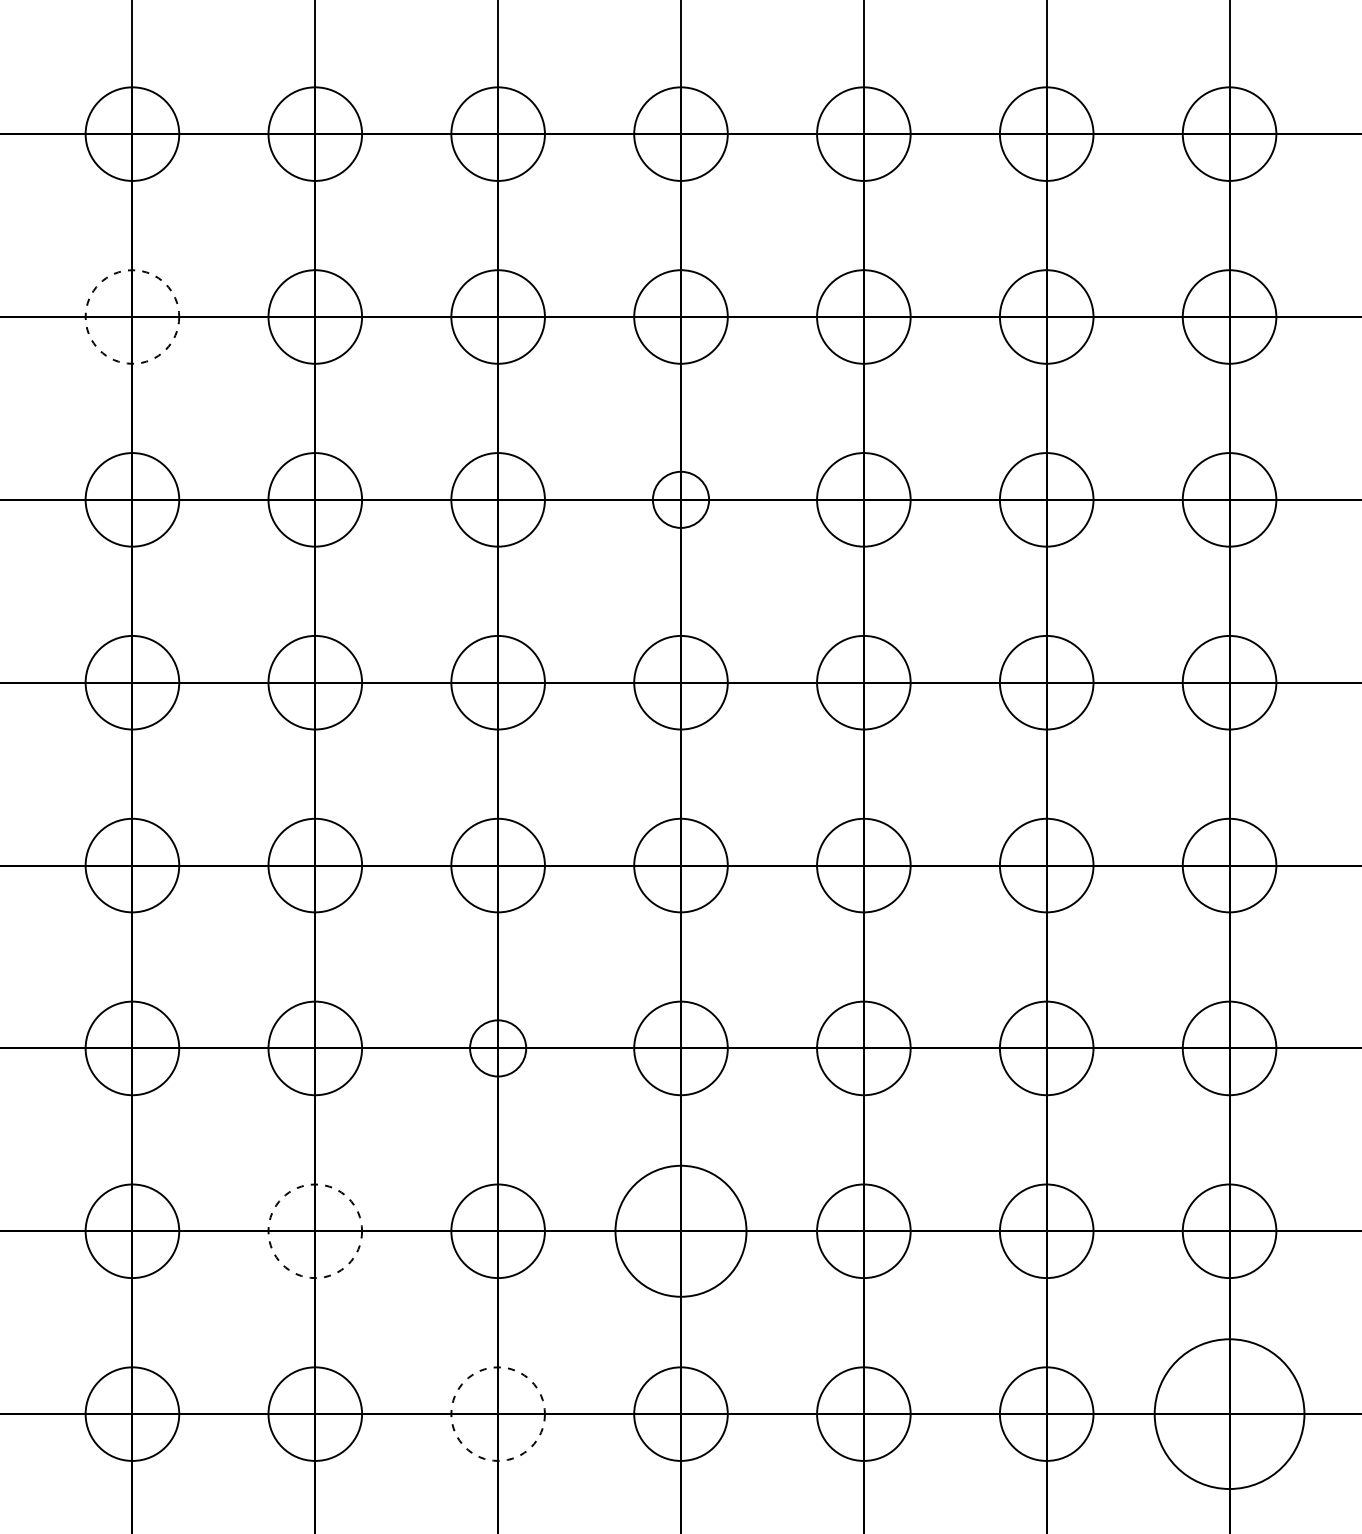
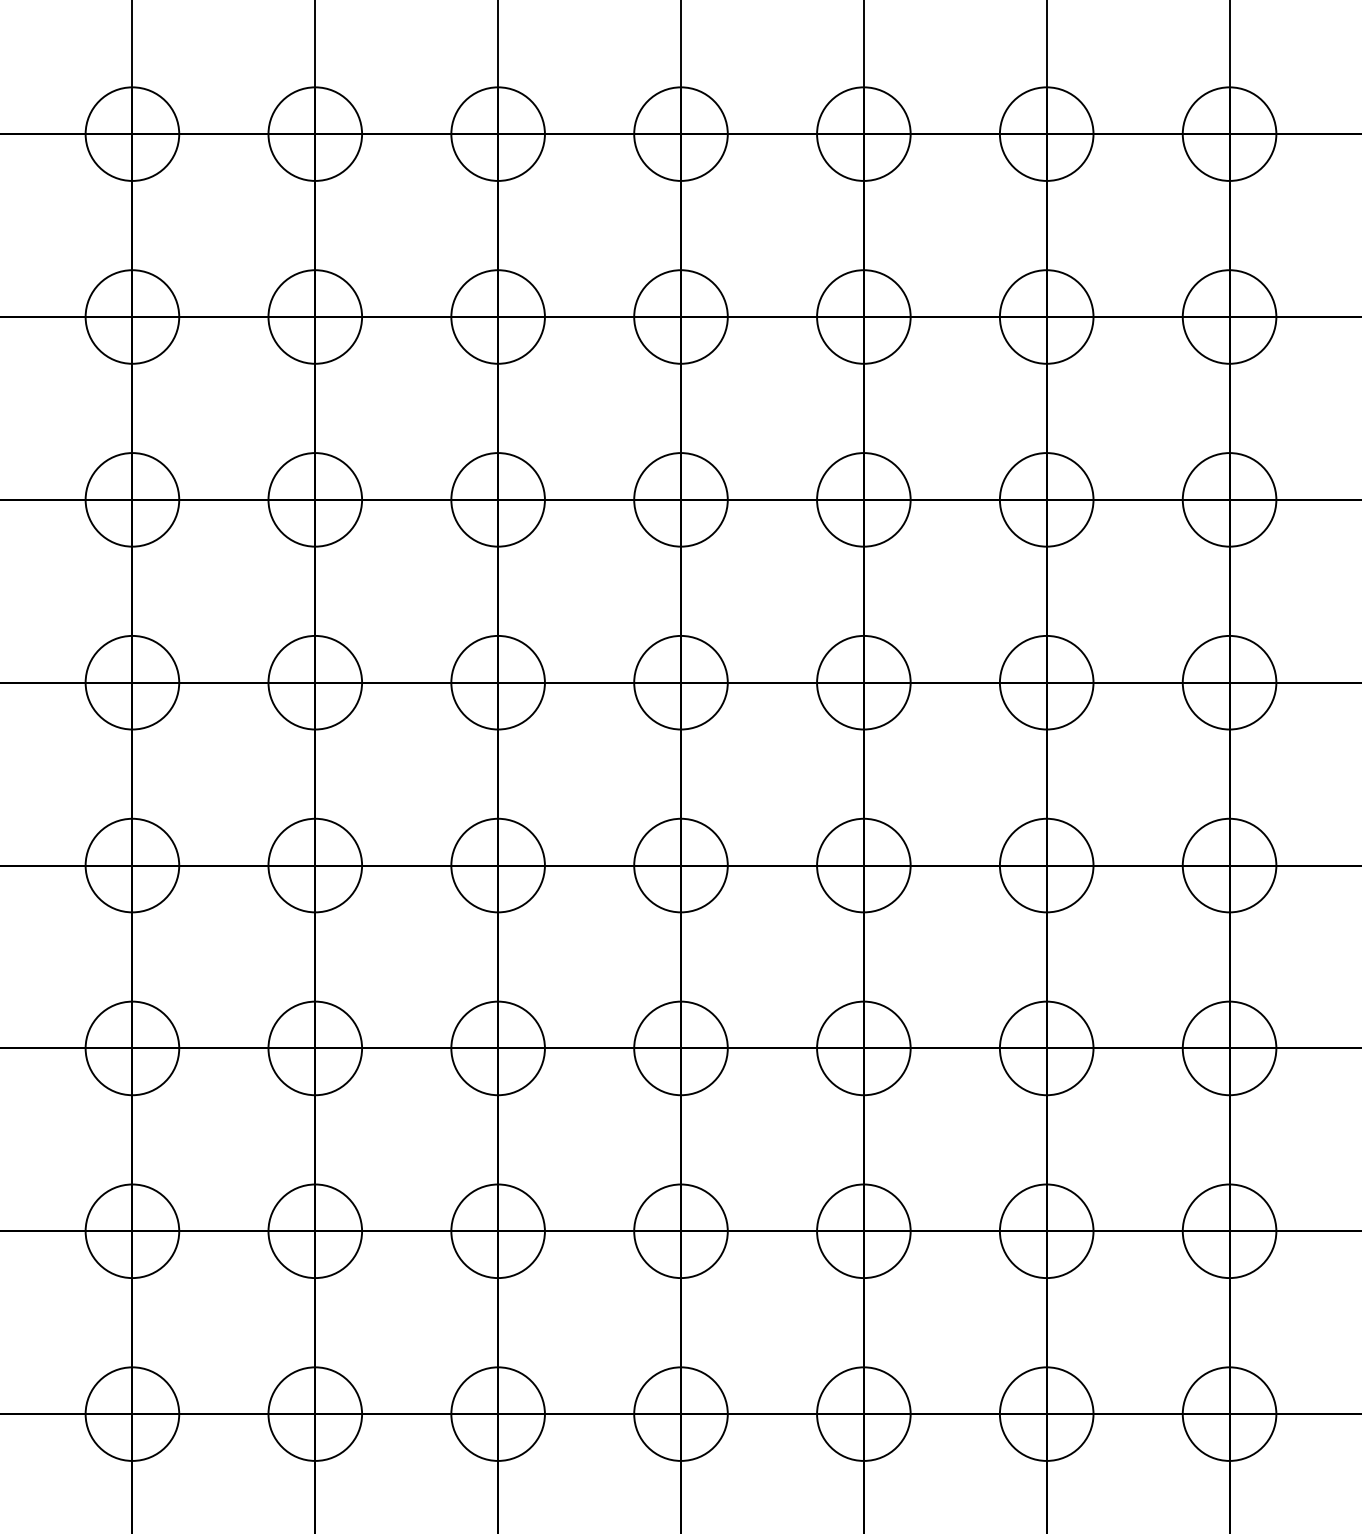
circle: dashed -> solid (132, 316)
circle diameter: 56 px -> 94 px (680, 499)
circle diameter: 56 px -> 94 px (497, 1048)
circle diameter: 131 px -> 94 px (680, 1231)
circle: dashed -> solid (315, 1231)
circle: dashed -> solid (497, 1413)
circle diameter: 150 px -> 94 px (1229, 1413)
